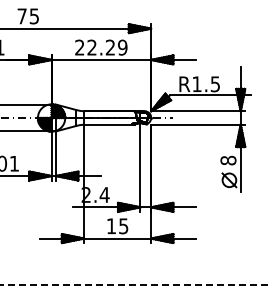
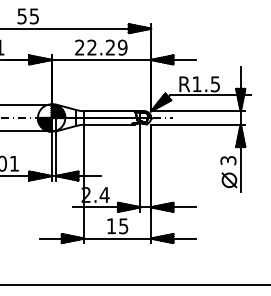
text: 75 -> 55 (21, 16)
text: 8 -> 3 (228, 160)
line: dashed -> solid (135, 285)
